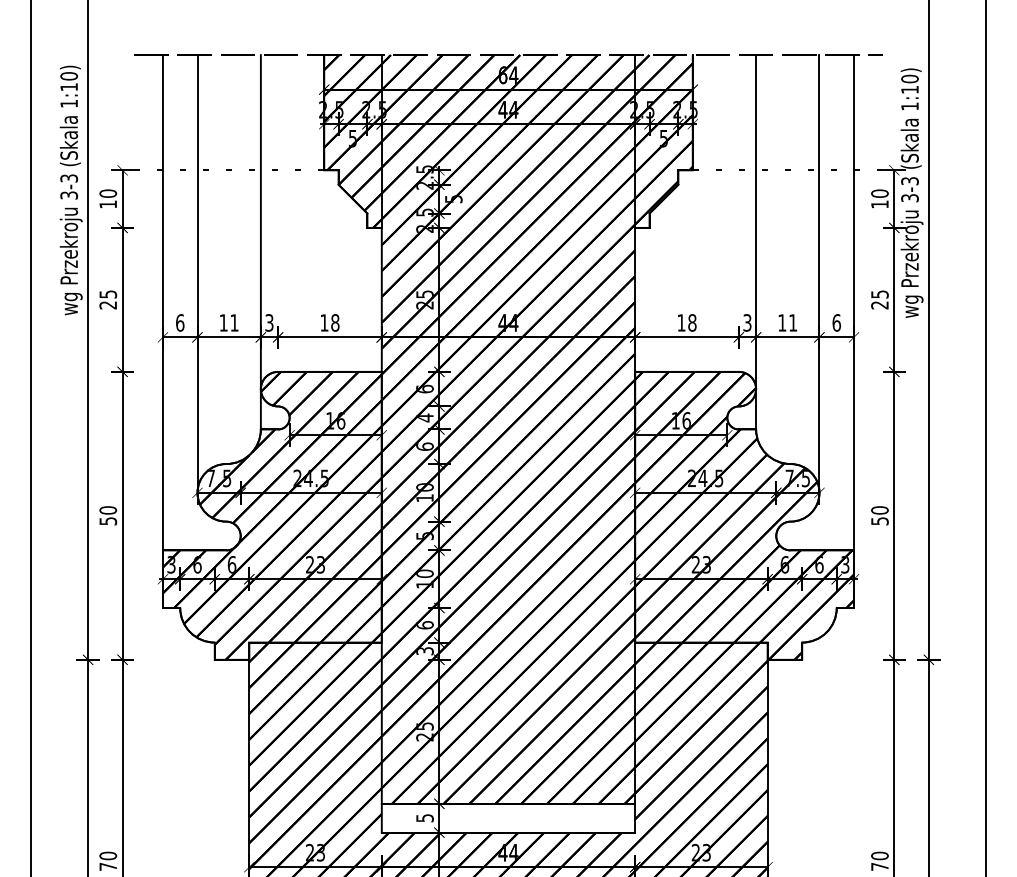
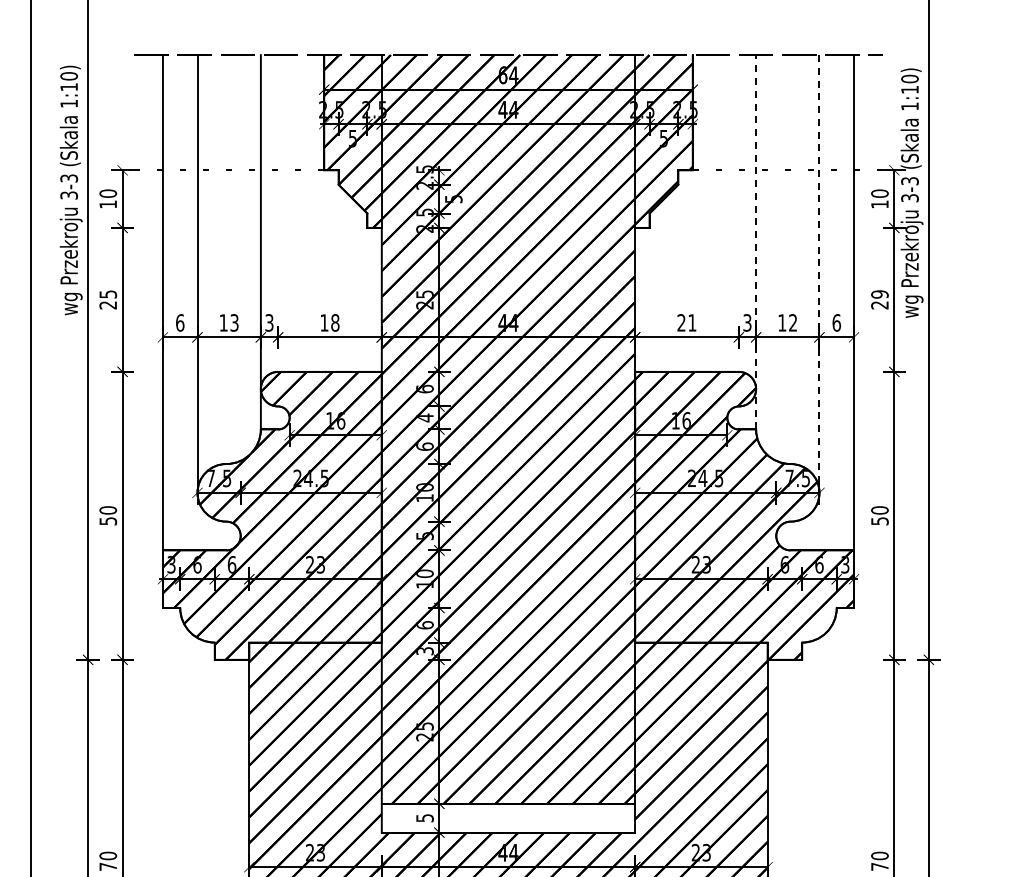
line: solid -> dashed (756, 241)
line: solid -> dashed (819, 273)
text: 25 -> 29 (879, 294)
text: 11 -> 13 (234, 322)
text: 18 -> 21 (686, 322)
text: 11 -> 12 (793, 322)
line: present -> none (986, 437)
